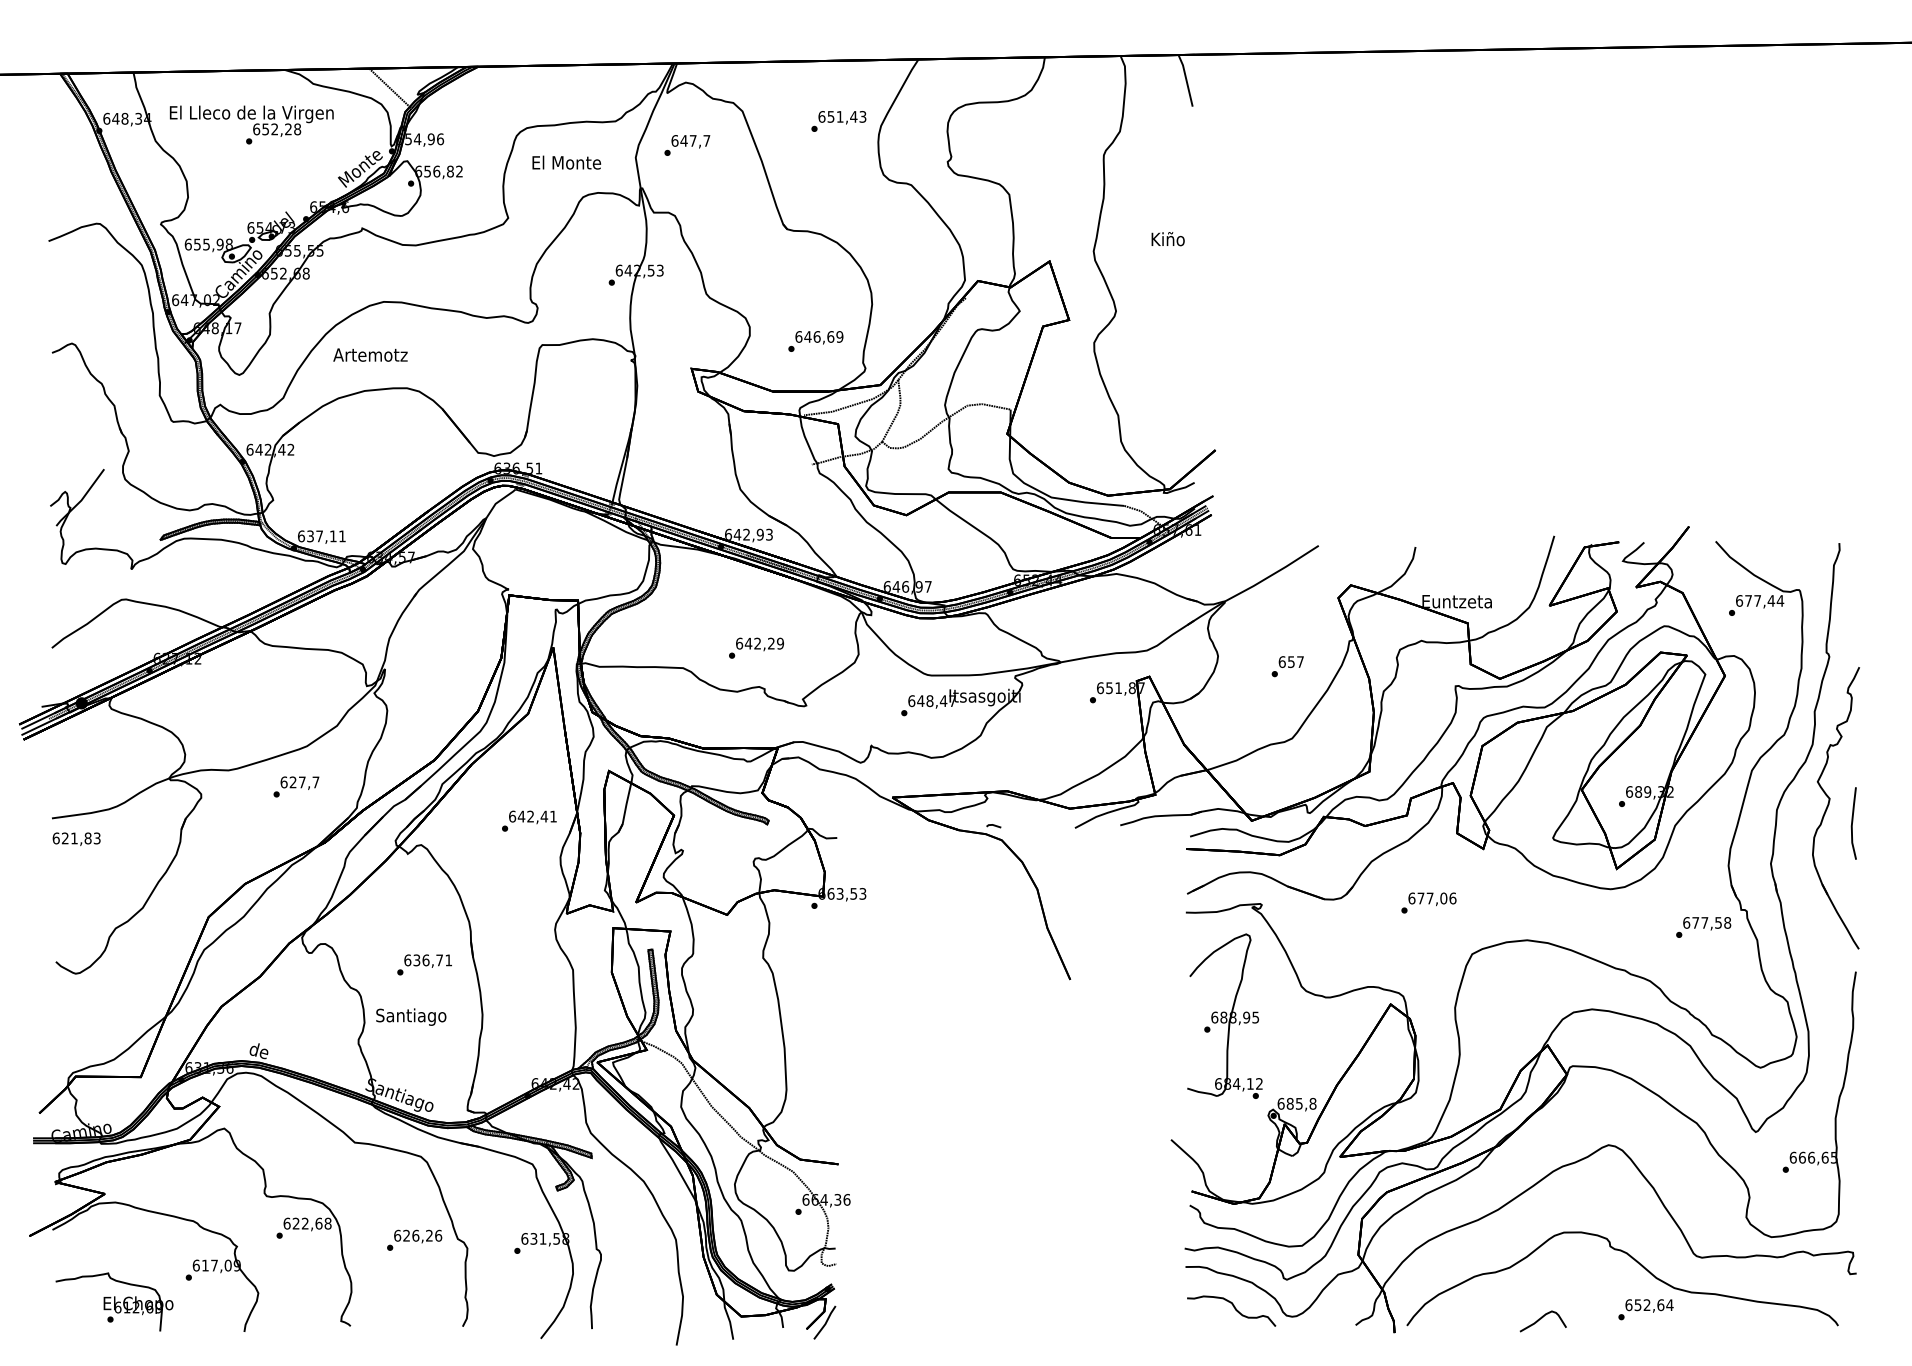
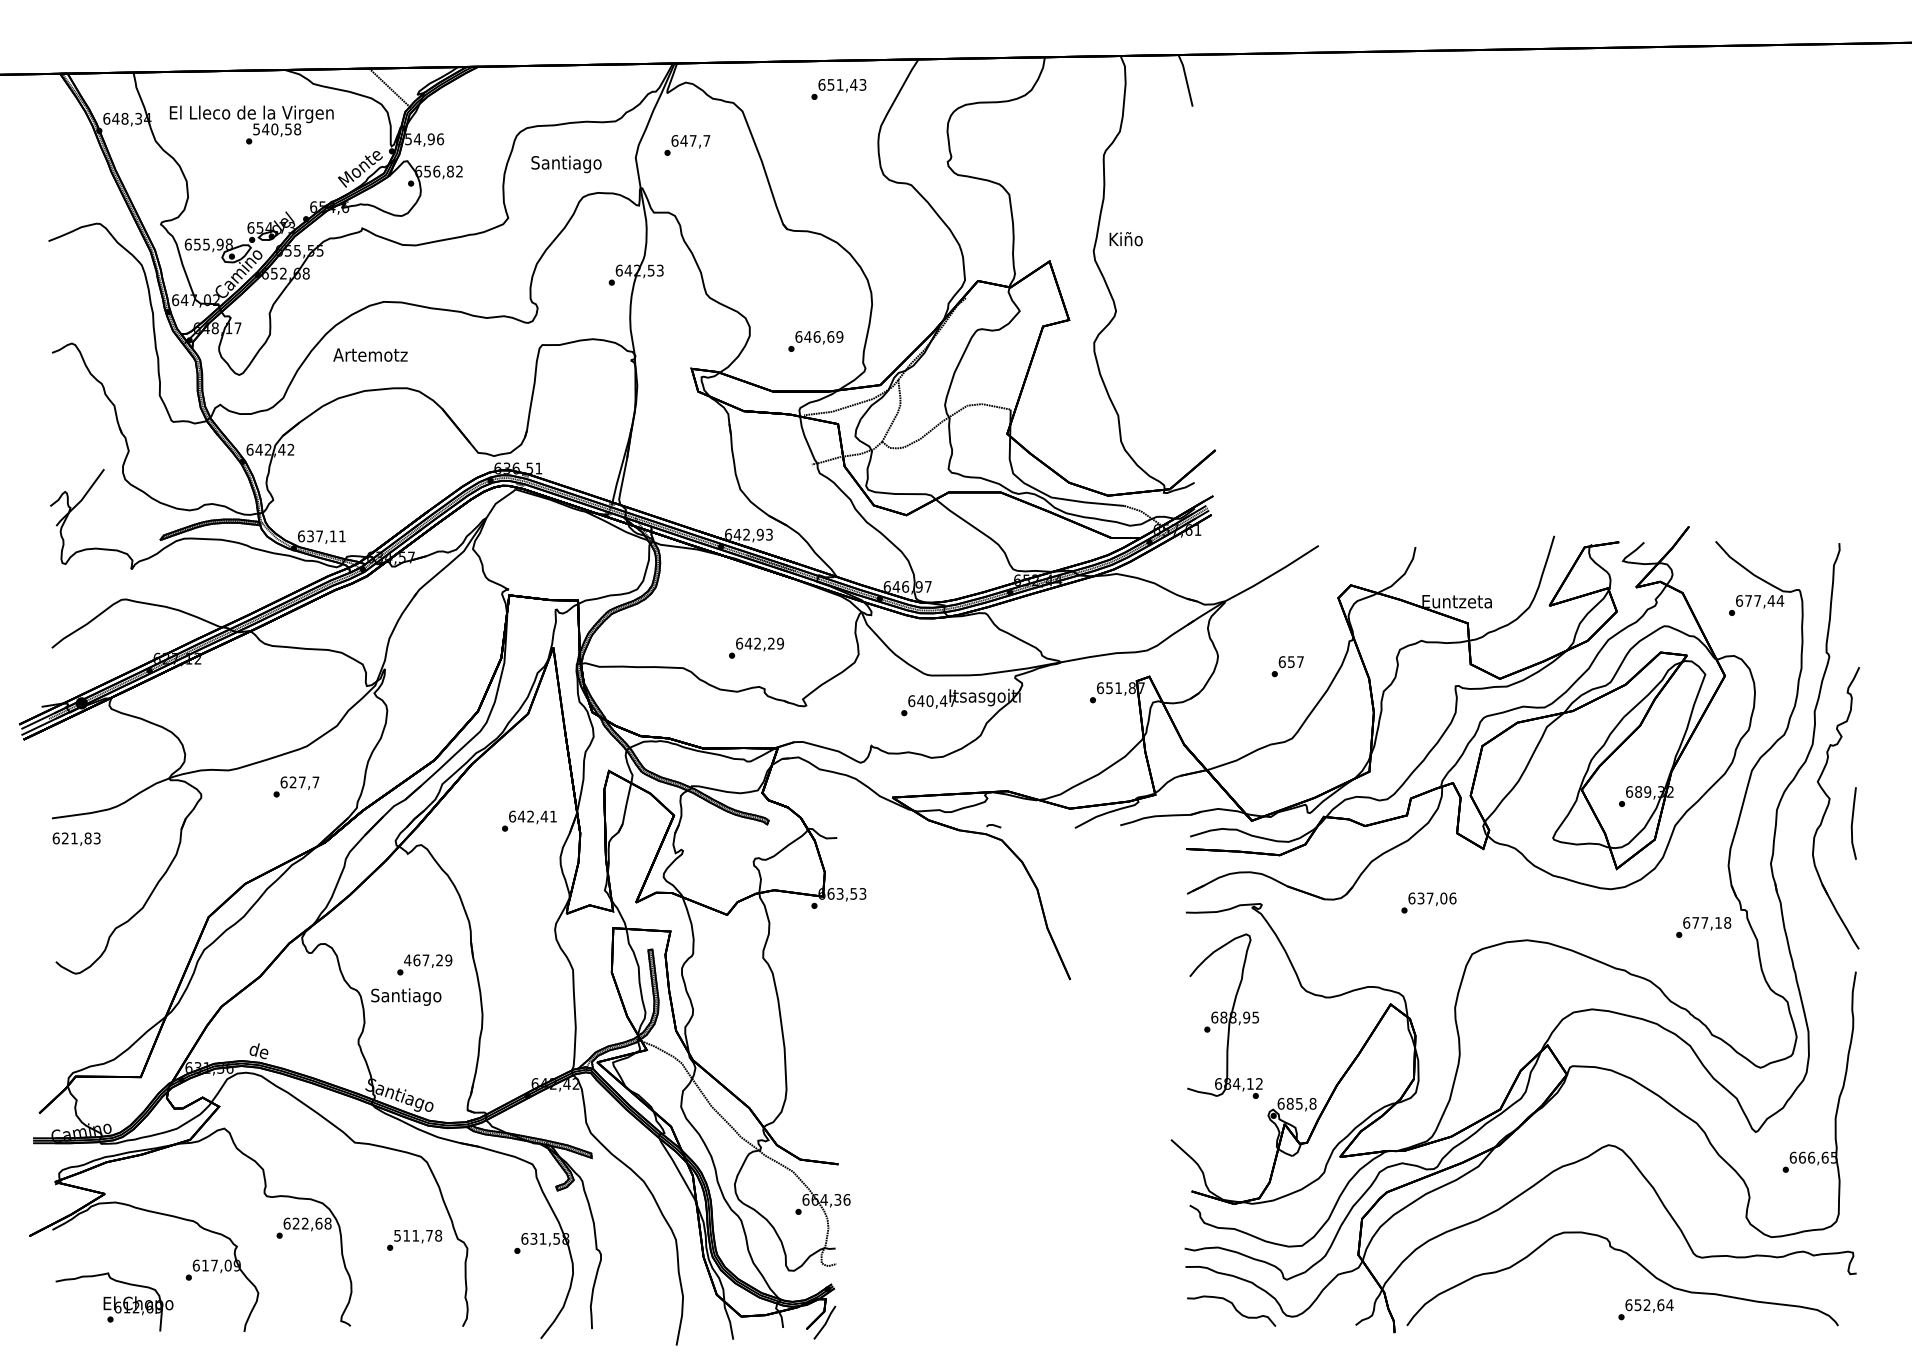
text position: (838, 121) -> (838, 89) (838, 89)
text: 652,28 -> 540,58 (272, 129)
text: El Monte -> Santiago (566, 164)
text position: (1167, 239) -> (1125, 239) (1125, 239)
text: 648,47 -> 640,47 (929, 700)
text: 677,06 -> 637,06 (1420, 898)
text: 677,58 -> 677,18 (1718, 922)
text: 636,71 -> 467,29 (428, 960)
text position: (411, 1016) -> (406, 996) (406, 996)
text: 626,26 -> 511,78 (418, 1235)
part: present -> none (1542, 1321)
